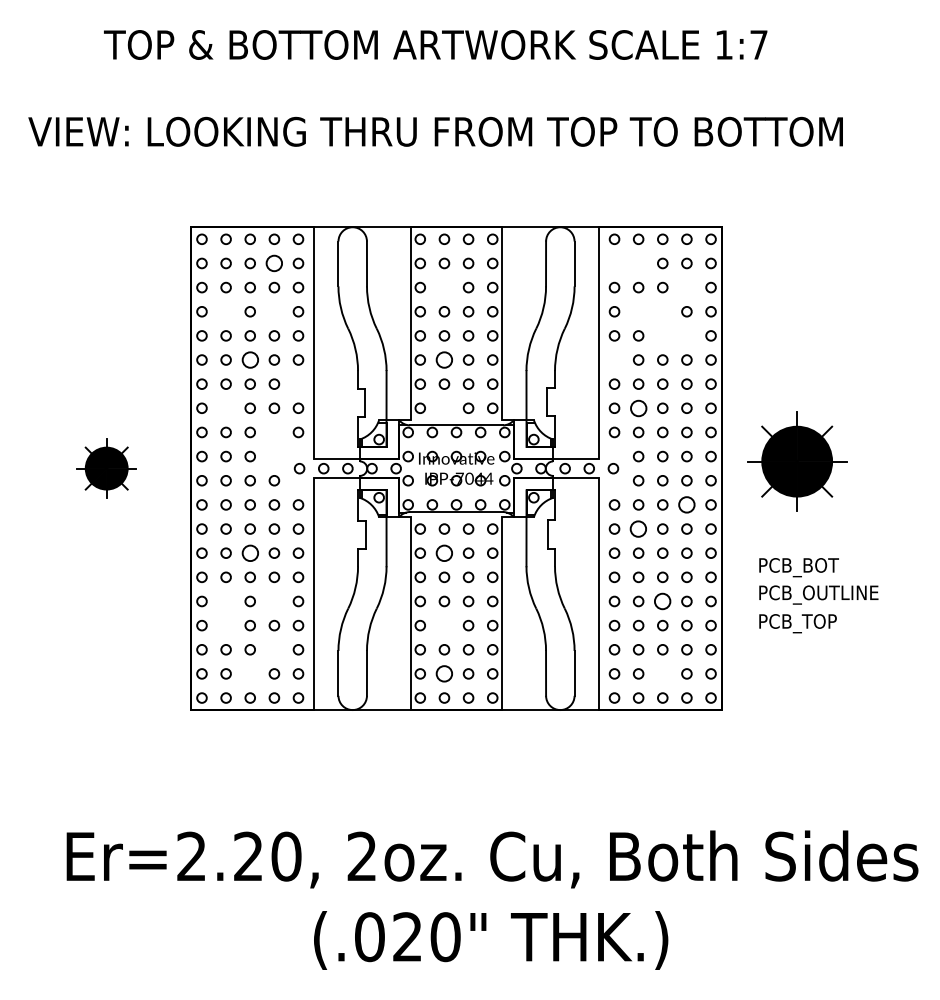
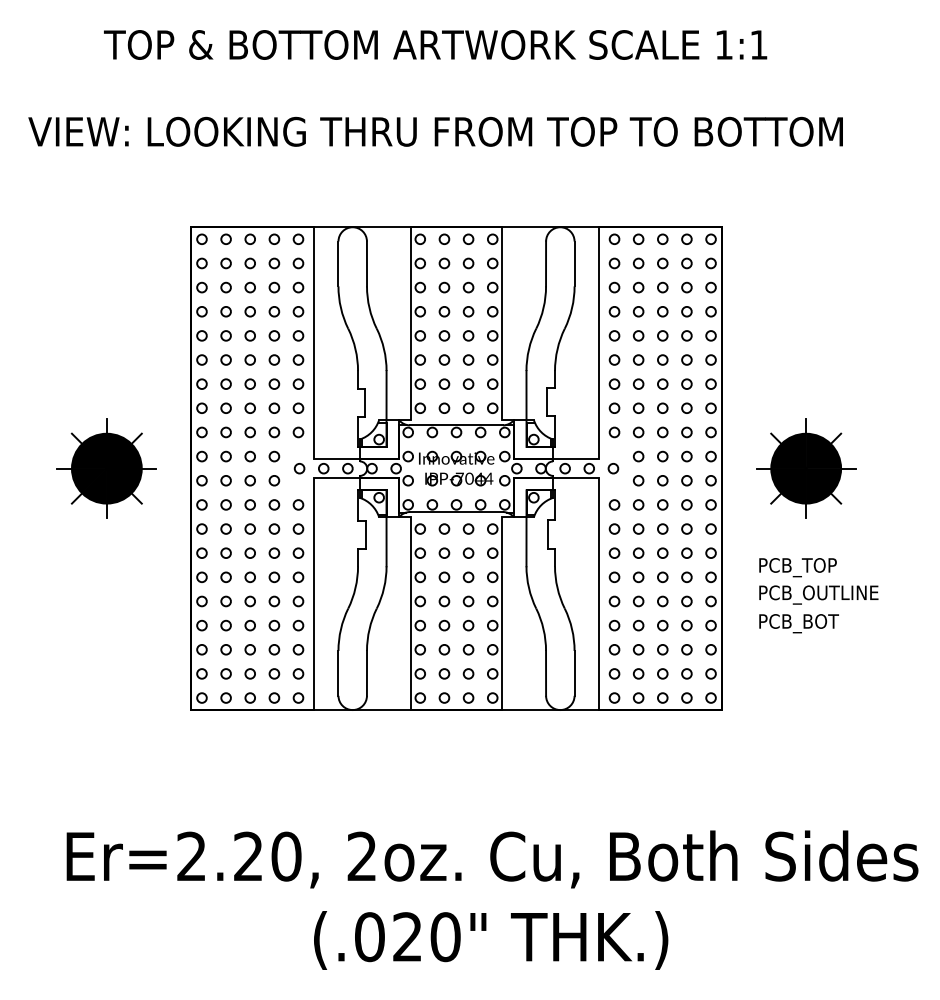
text: 1:7 -> 1:1 (758, 44)
circle size: 18x19 px -> 13x13 px (274, 263)
circle: none -> present (614, 263)
circle: none -> present (638, 263)
circle: none -> present (444, 287)
circle: none -> present (686, 287)
circle: none -> present (225, 311)
circle: none -> present (274, 311)
circle: none -> present (638, 311)
circle: none -> present (662, 311)
circle: none -> present (662, 335)
circle: none -> present (686, 335)
circle size: 18x18 px -> 12x12 px (249, 359)
circle size: 18x18 px -> 13x12 px (444, 359)
circle: none -> present (614, 359)
circle: none -> present (298, 383)
circle: none -> present (225, 407)
circle: none -> present (444, 407)
circle size: 18x19 px -> 13x12 px (638, 407)
circle: none -> present (274, 432)
circle: none -> present (274, 456)
part position: (797, 461) -> (806, 468) (806, 468)
part size: 61x61 px -> 101x101 px (106, 468)
circle size: 18x18 px -> 12x12 px (686, 504)
circle size: 18x18 px -> 12x12 px (638, 528)
circle size: 18x18 px -> 12x12 px (249, 552)
circle size: 18x18 px -> 13x12 px (444, 552)
text: PCB_BOT -> PCB_TOP (819, 565)
circle: none -> present (225, 601)
circle: none -> present (274, 601)
circle size: 18x19 px -> 12x13 px (662, 601)
text: PCB_TOP -> PCB_BOT (819, 621)
circle: none -> present (225, 625)
circle: none -> present (444, 625)
circle: none -> present (274, 649)
circle: none -> present (249, 673)
circle size: 18x18 px -> 13x12 px (444, 673)
circle: none -> present (662, 673)
